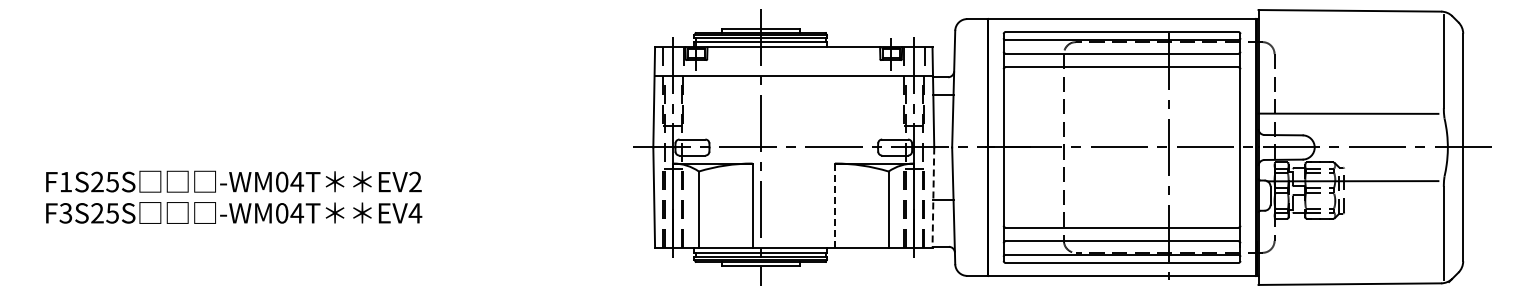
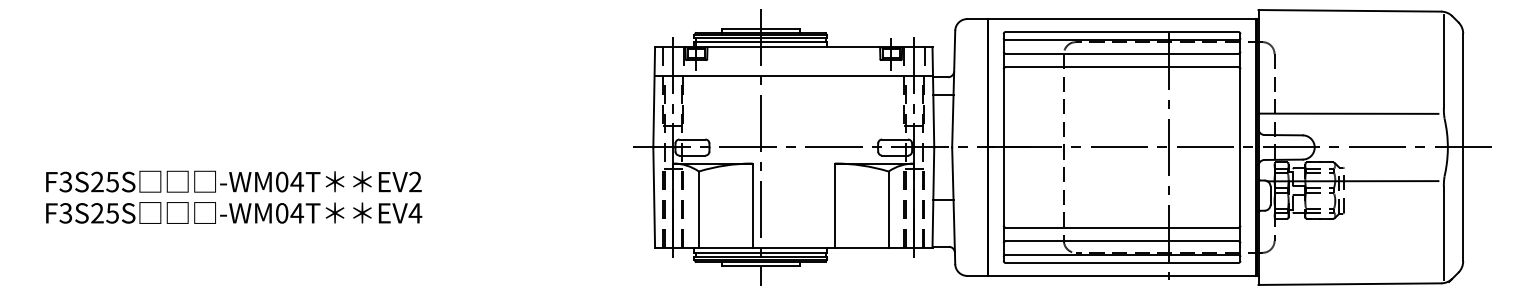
text: F1S25S -> F3S25S (65, 181)
line: dashed -> solid (933, 198)
line: dashed -> solid (834, 205)
